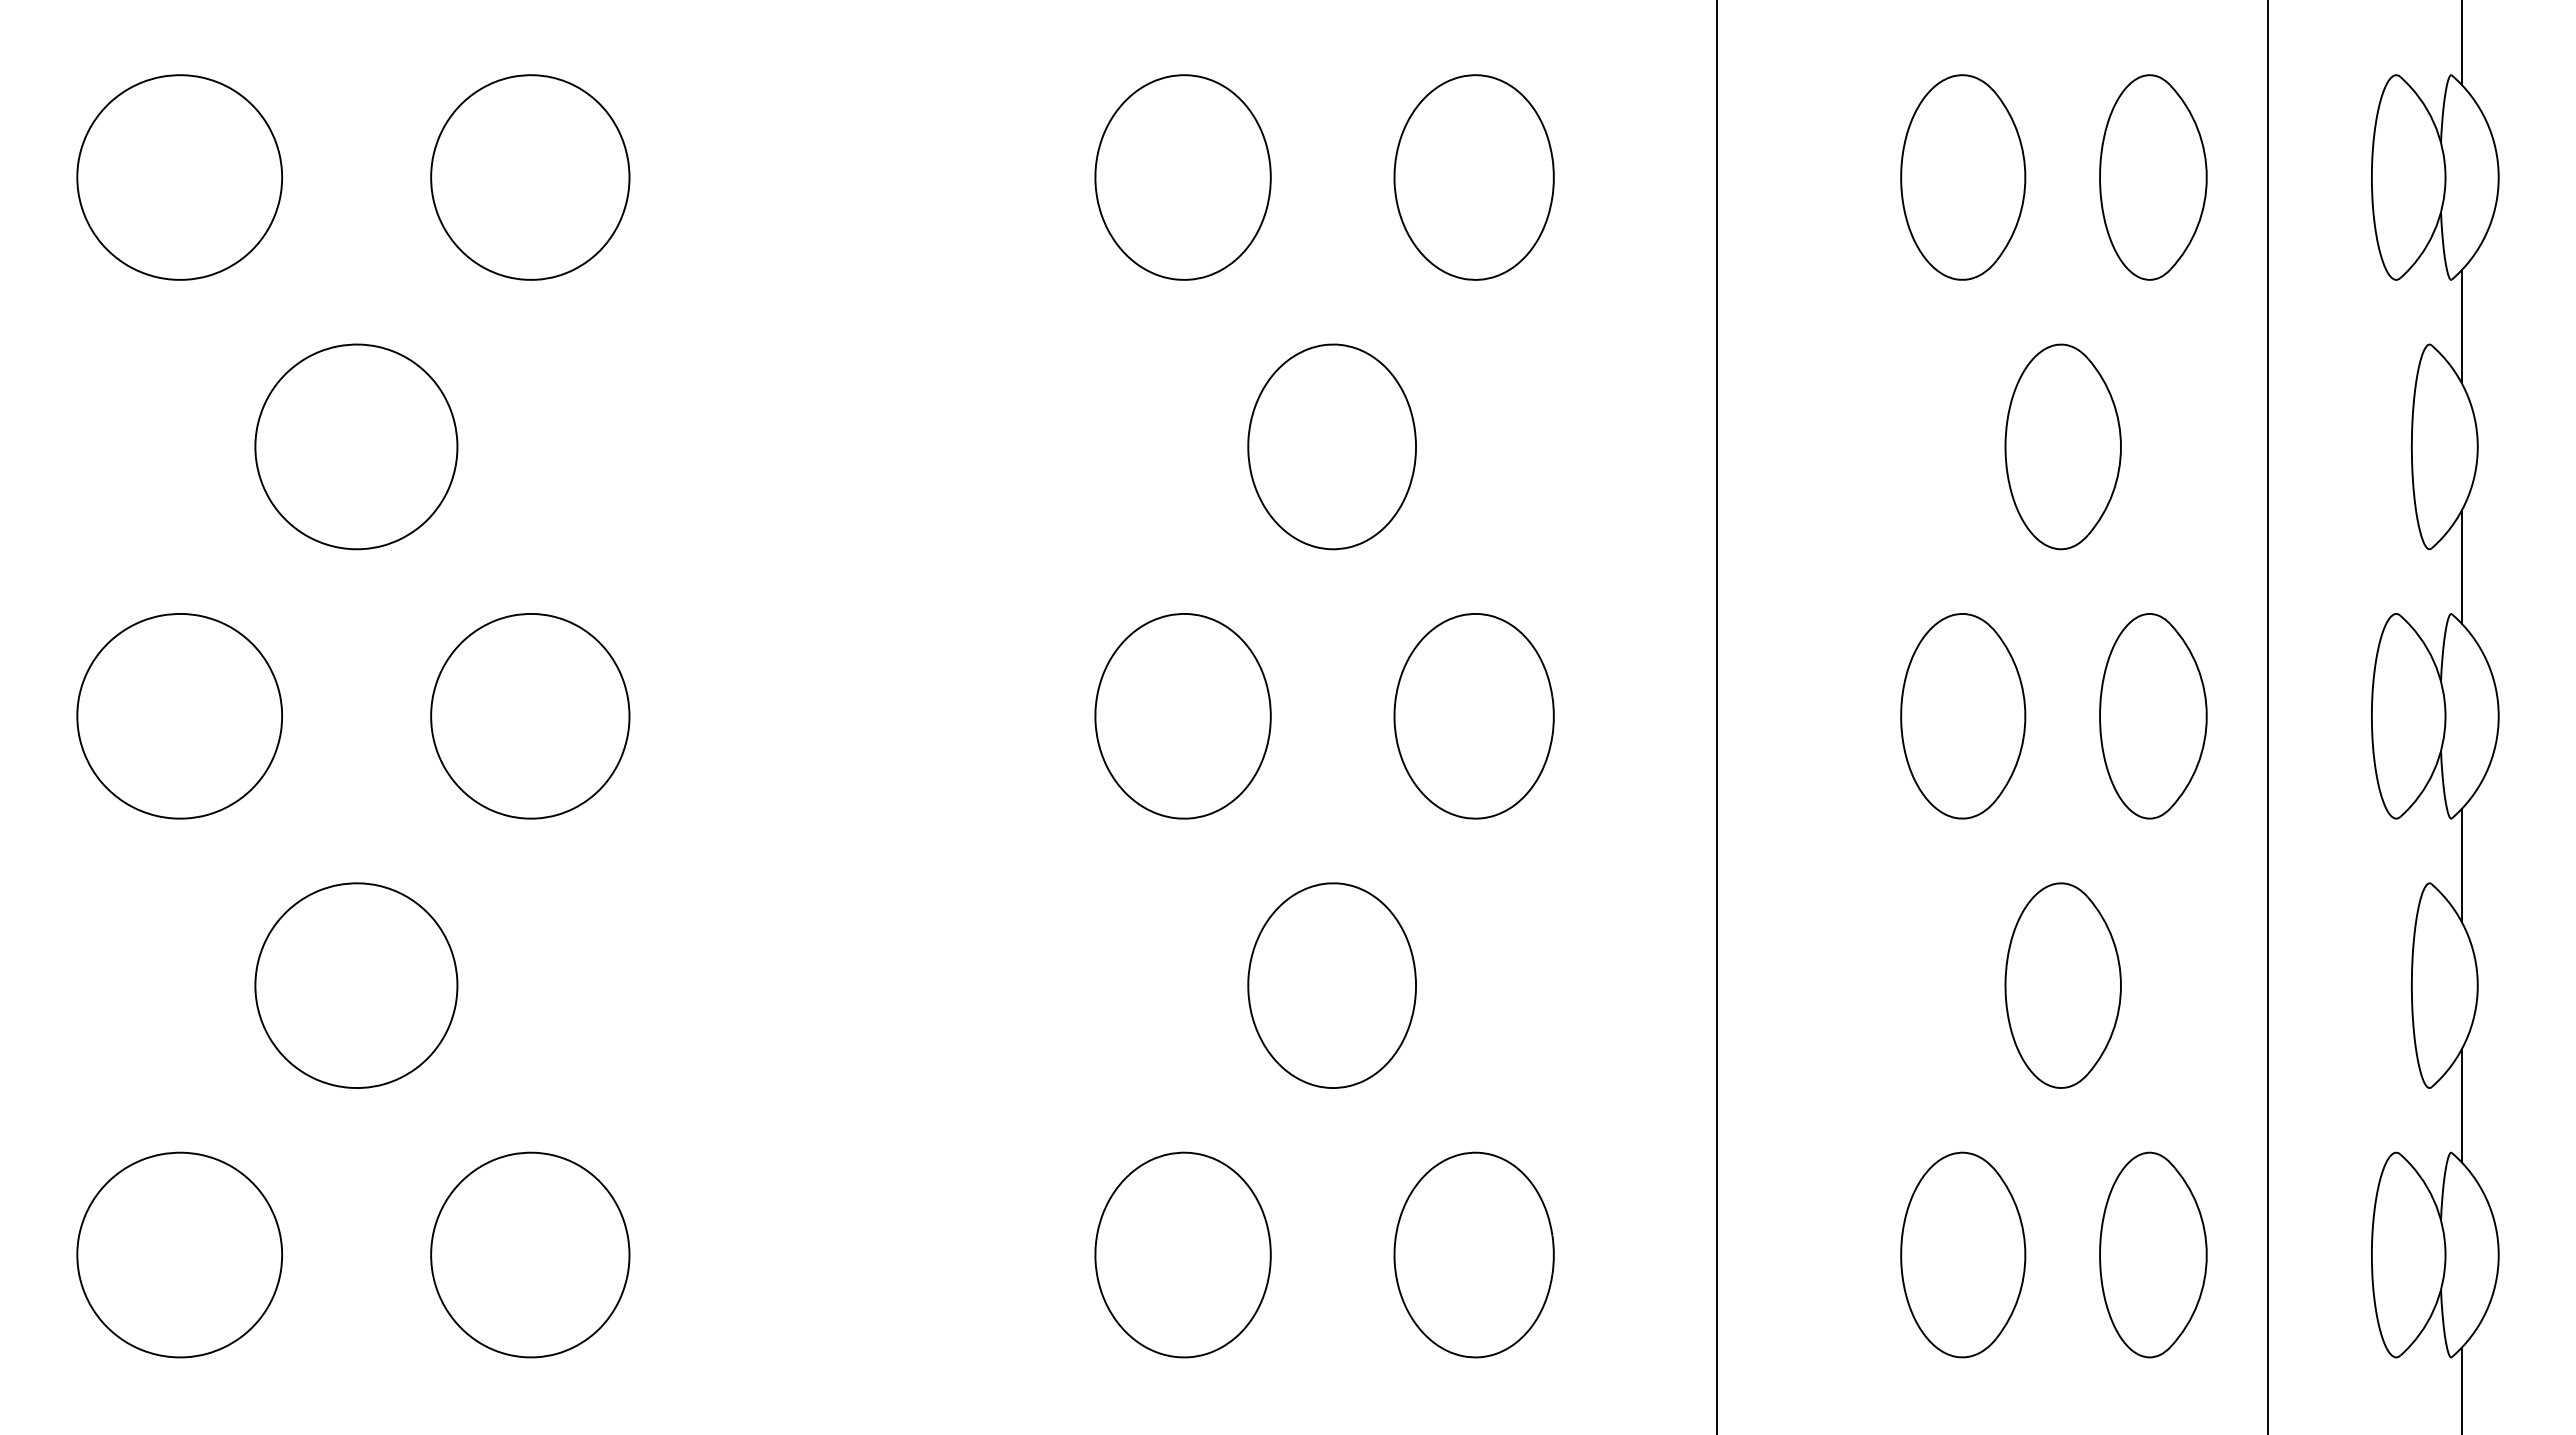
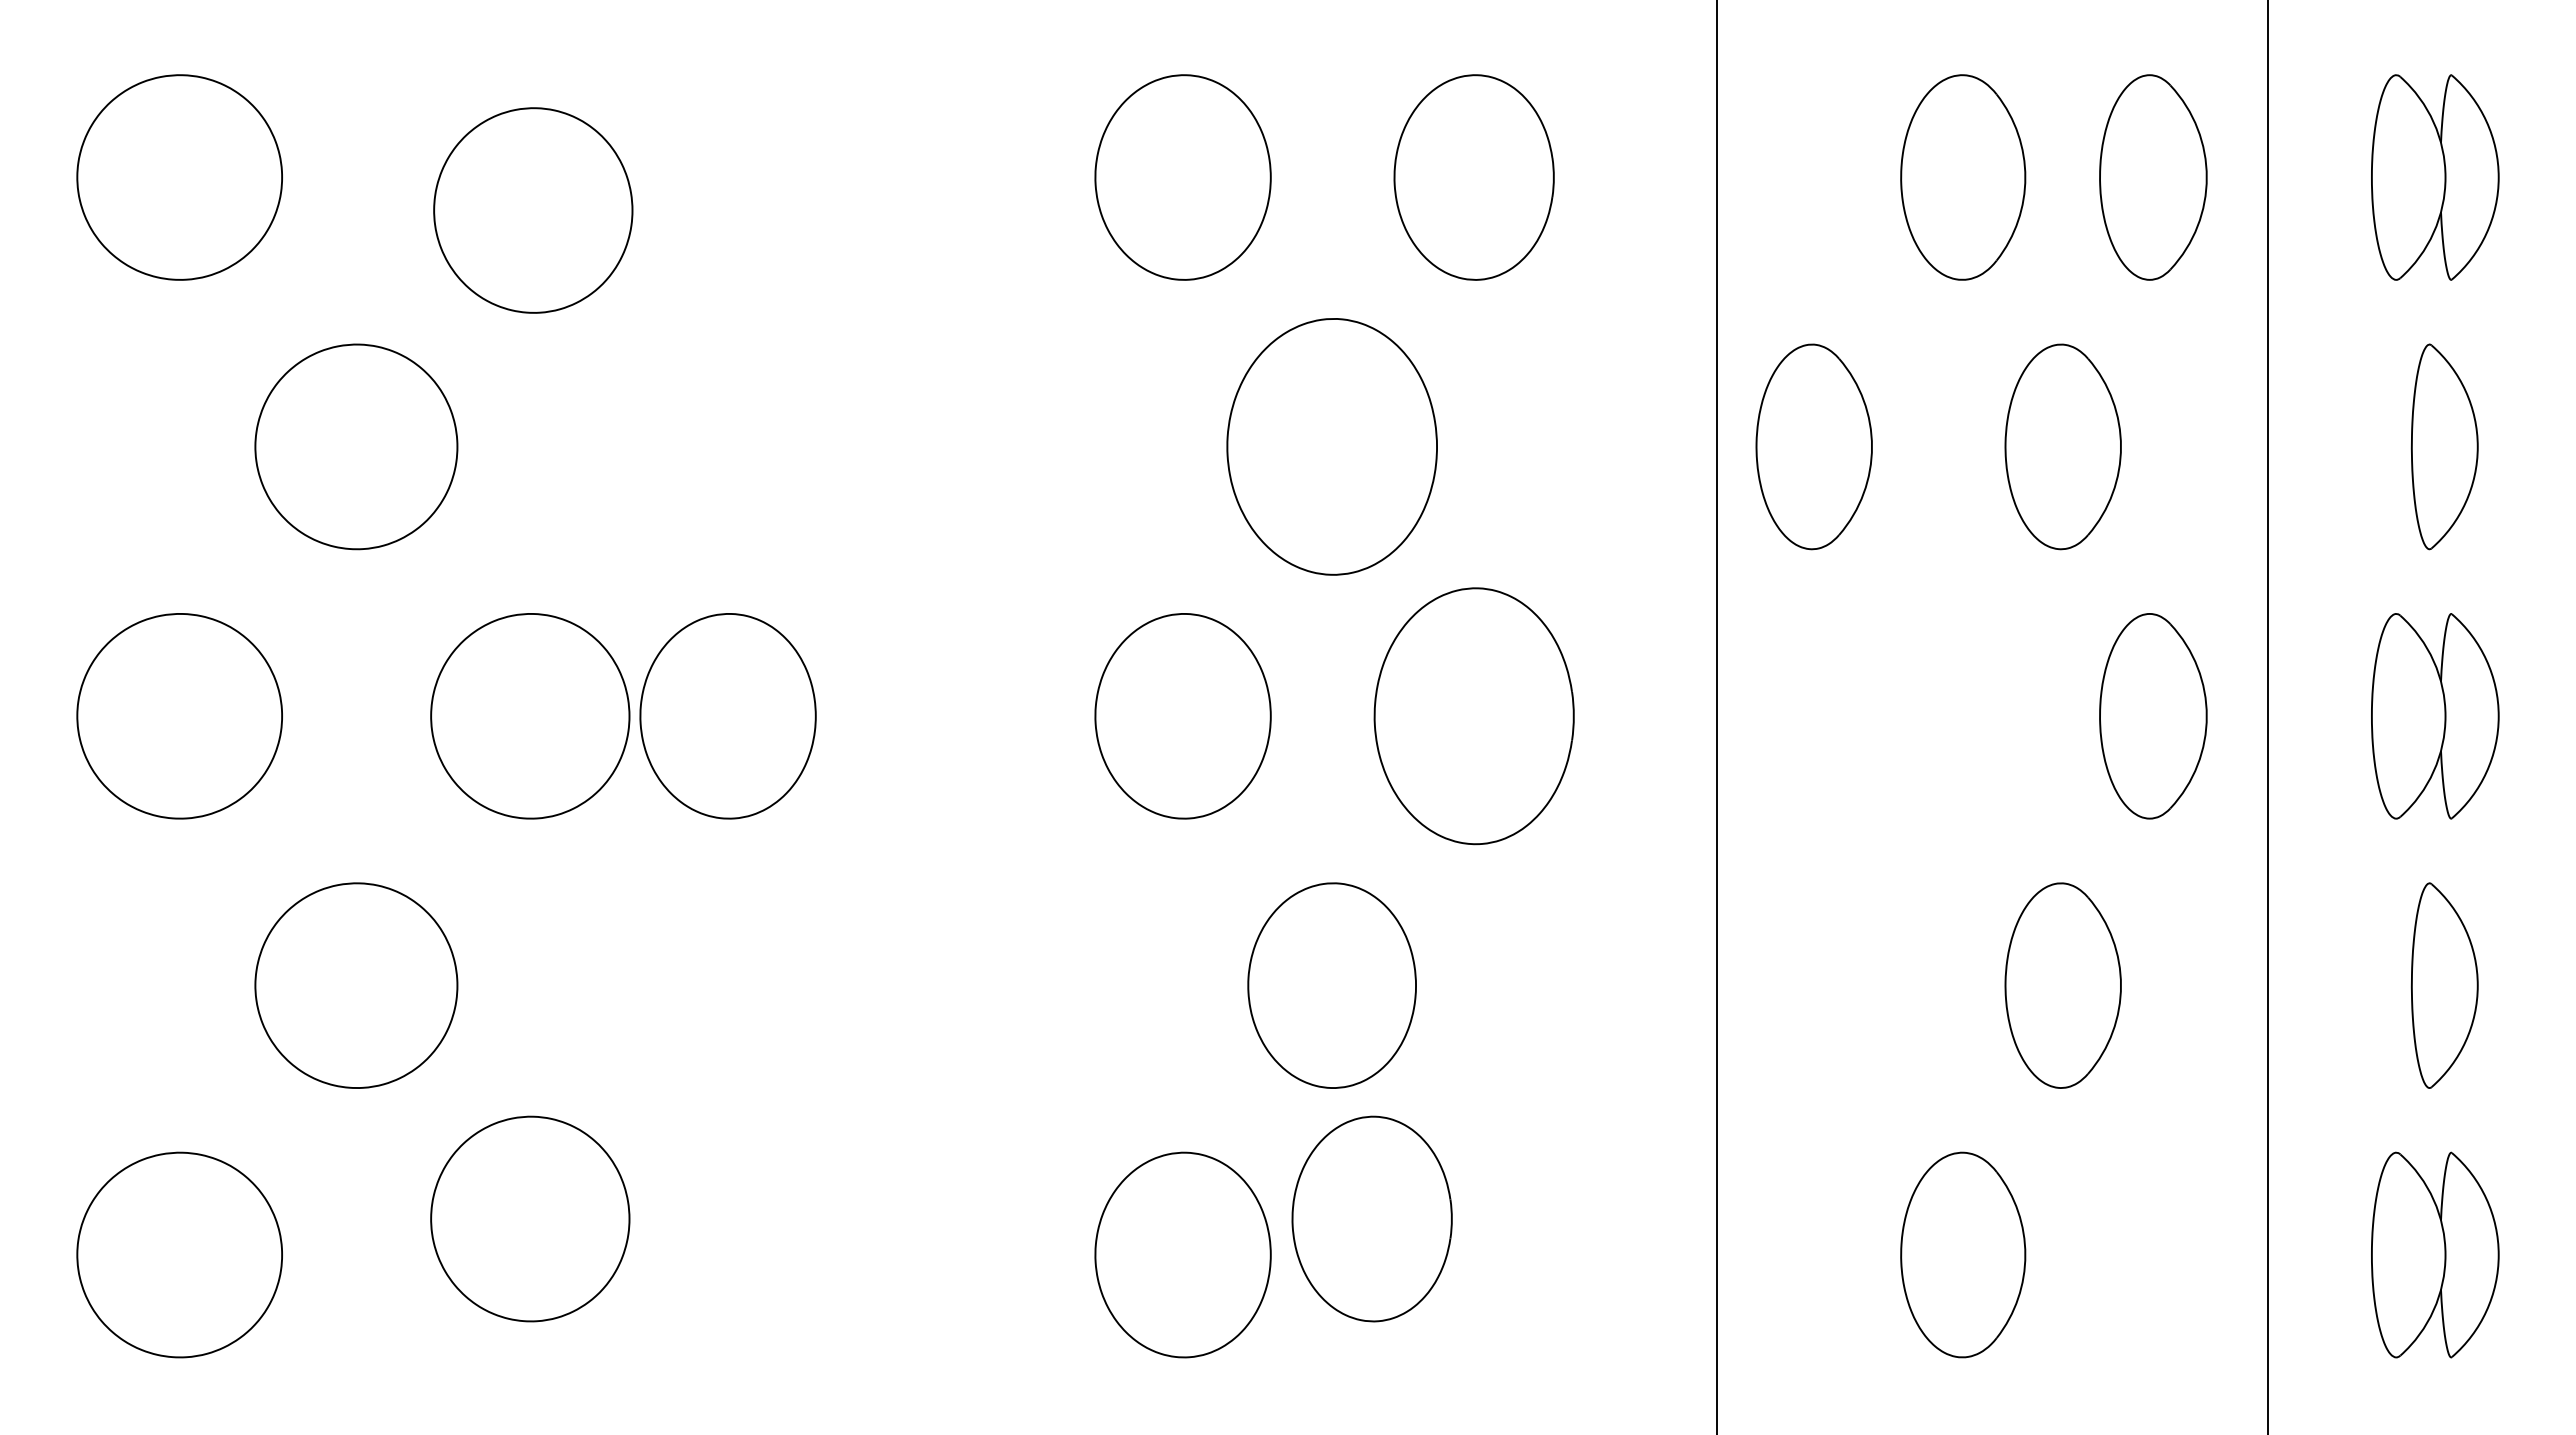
line: present -> none (2461, 43)
part position: (530, 177) -> (533, 210) (533, 210)
line: present -> none (2461, 326)
part size: 170x208 px -> 212x258 px (1331, 446)
part: none -> present (1813, 446)
line: present -> none (2461, 566)
part: none -> present (727, 716)
part size: 162x207 px -> 202x259 px (1473, 716)
part: present -> none (1963, 716)
line: present -> none (2461, 864)
line: present -> none (2461, 1105)
part position: (530, 1254) -> (530, 1218) (530, 1218)
part position: (1473, 1254) -> (1371, 1218) (1371, 1218)
part: present -> none (2153, 1254)
line: present -> none (2461, 1389)
